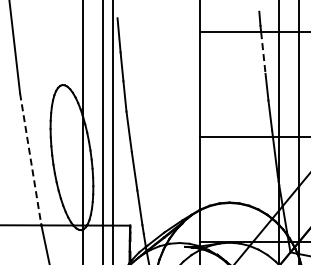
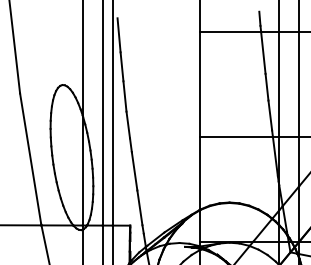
line: dashed -> solid (263, 53)
line: dashed -> solid (30, 159)
